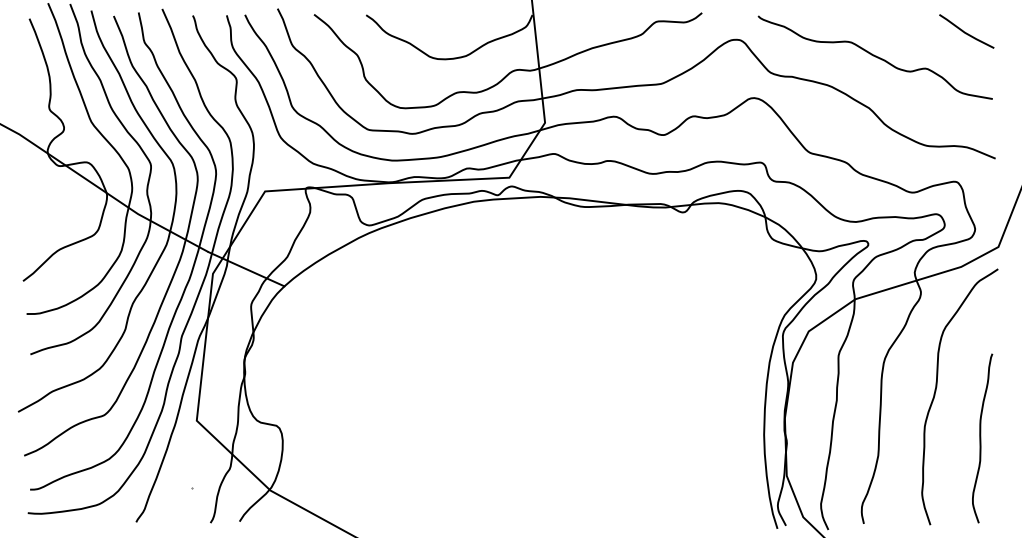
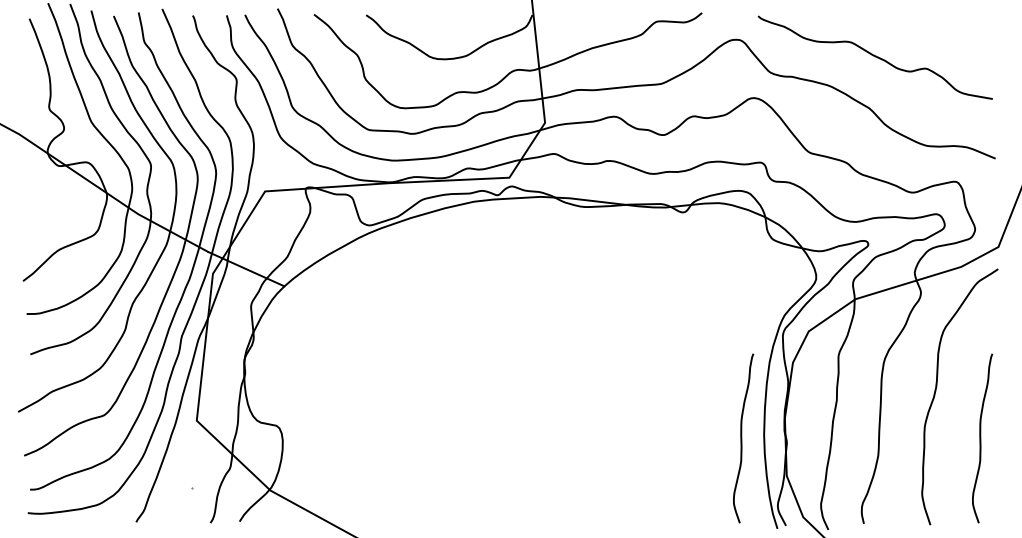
line: present -> none (965, 31)
curve: none -> present (742, 438)
